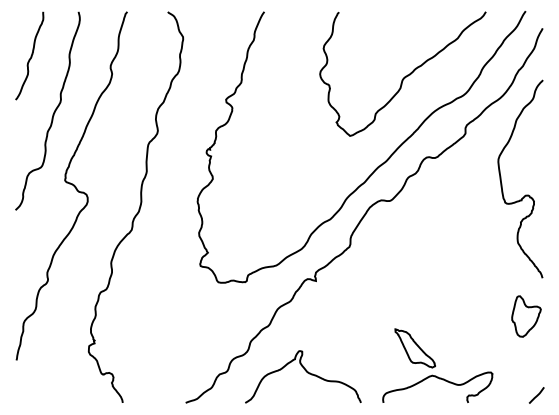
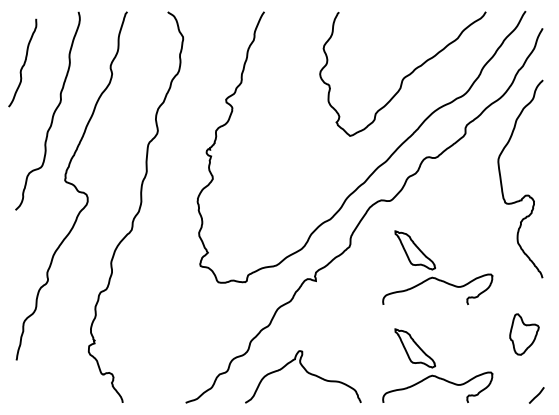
curve position: (30, 56) -> (23, 63) (23, 63)
part: none -> present (437, 267)
part position: (526, 316) -> (524, 334) (524, 334)
